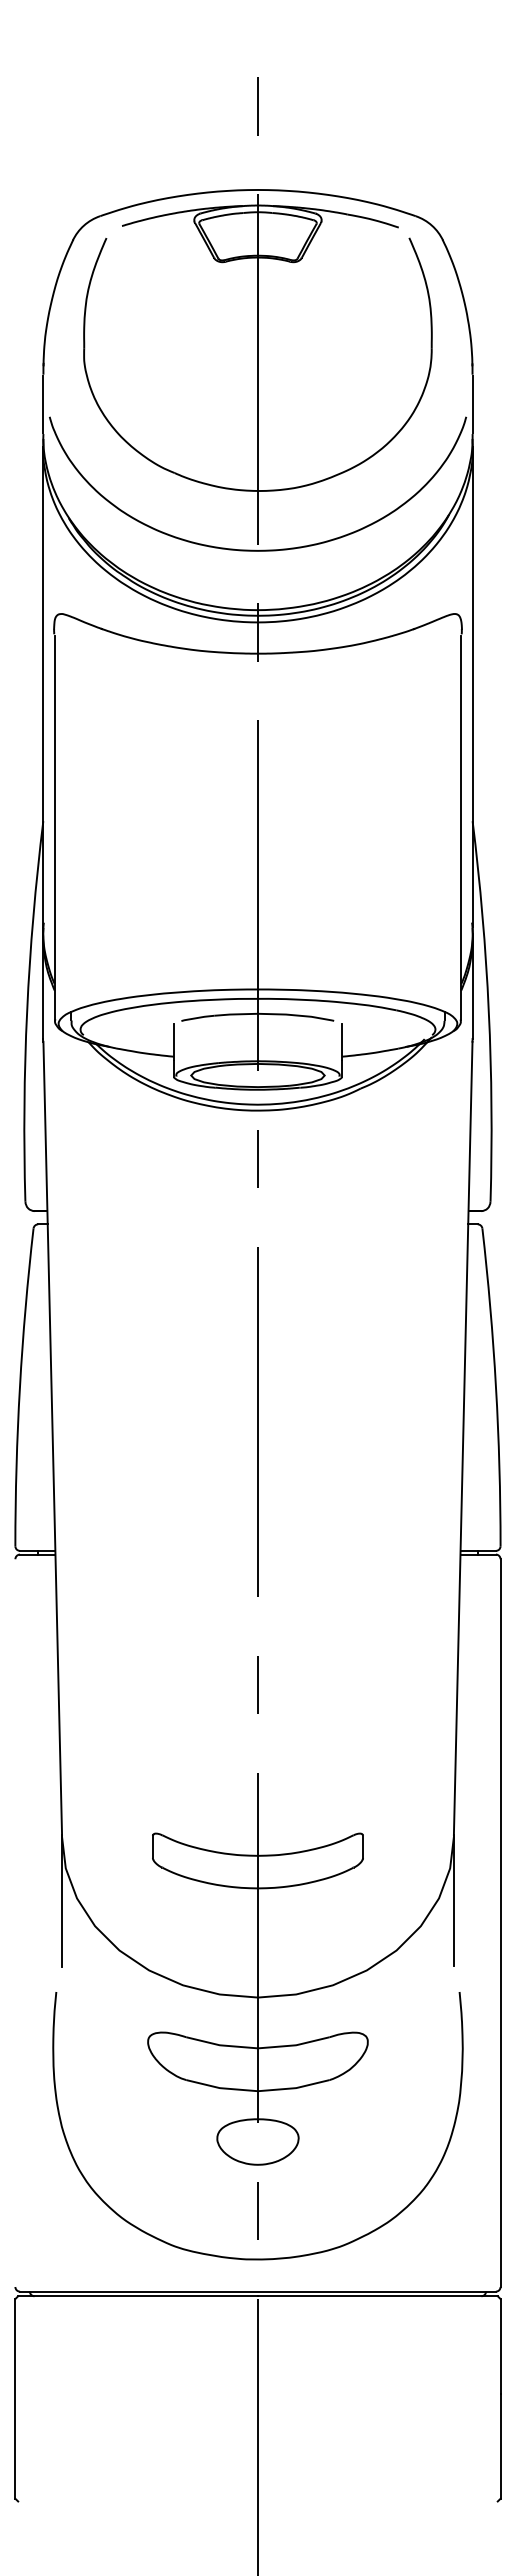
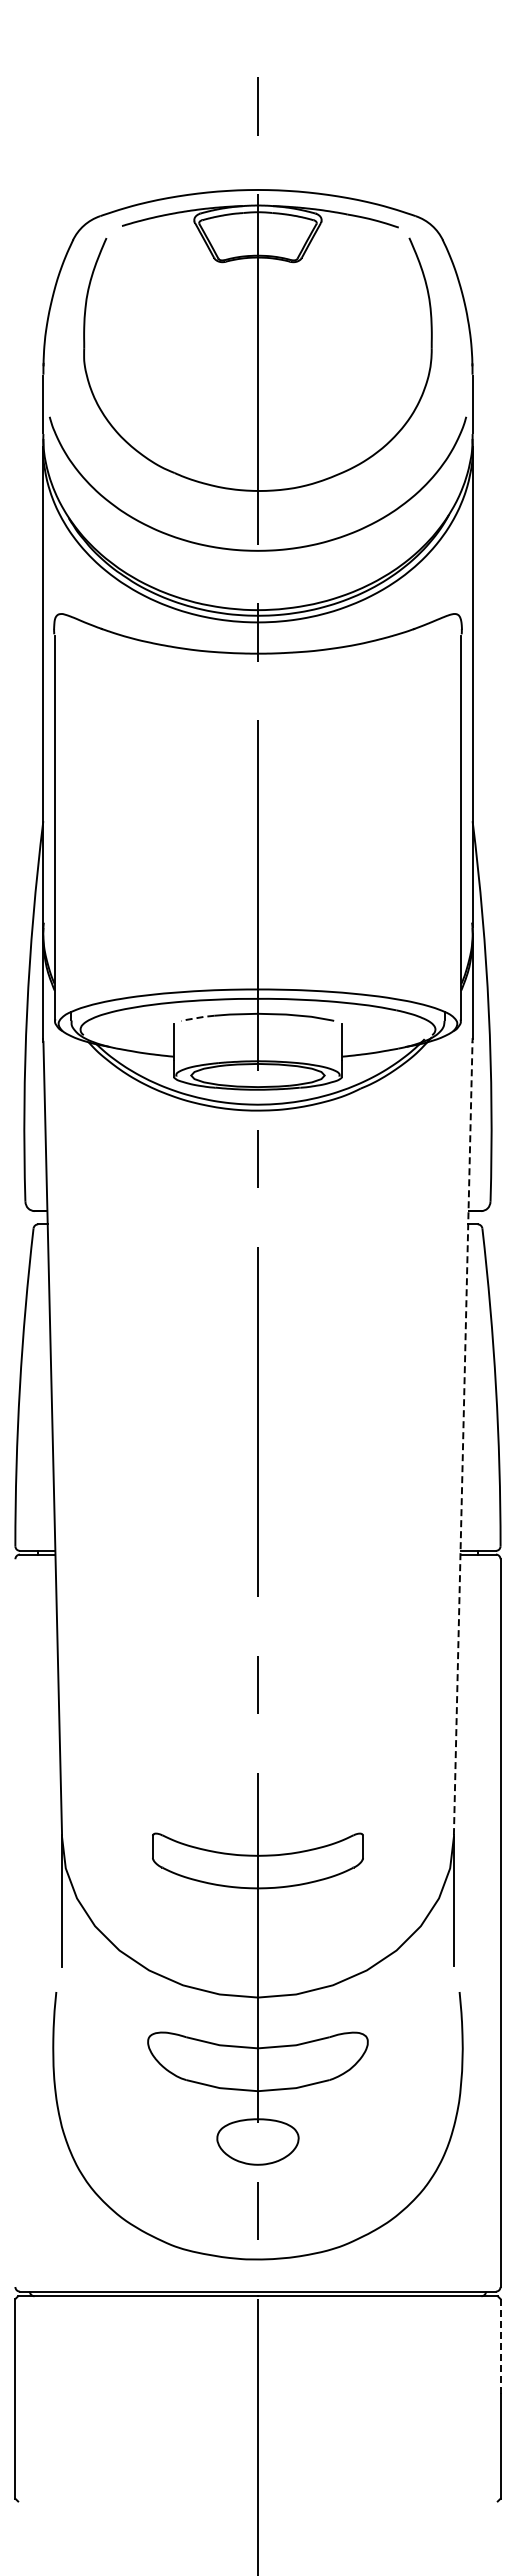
line: solid -> dashed (196, 1018)
line: solid -> dashed (463, 1438)
line: solid -> dashed (500, 2346)
